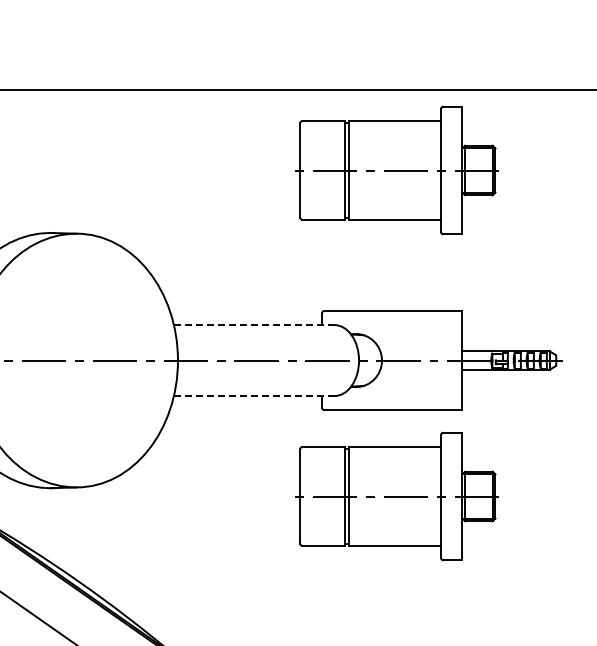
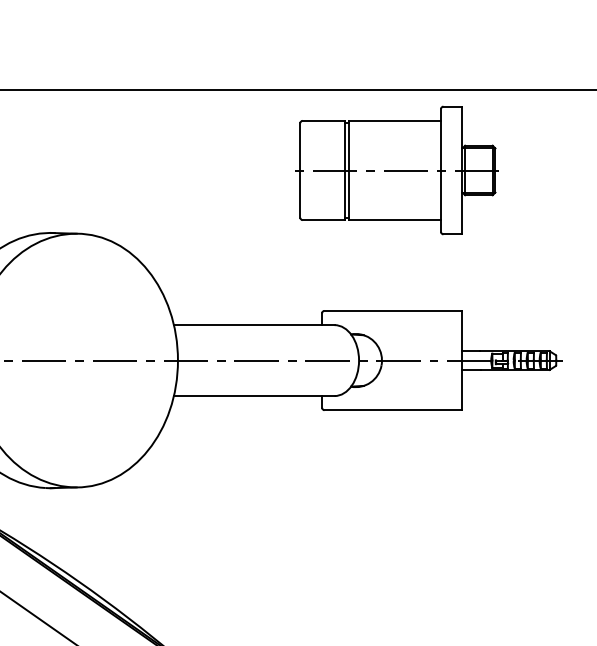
line: dashed -> solid (254, 325)
line: dashed -> solid (254, 396)
part: present -> none (396, 496)
